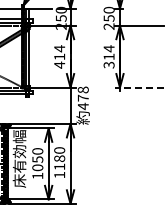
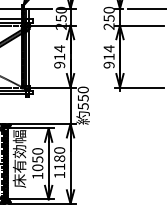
line: none -> present (145, 8)
text: 414 -> 914 (59, 64)
text: 314 -> 914 (109, 64)
line: dashed -> solid (139, 87)
text: 478 -> 550 (83, 98)
